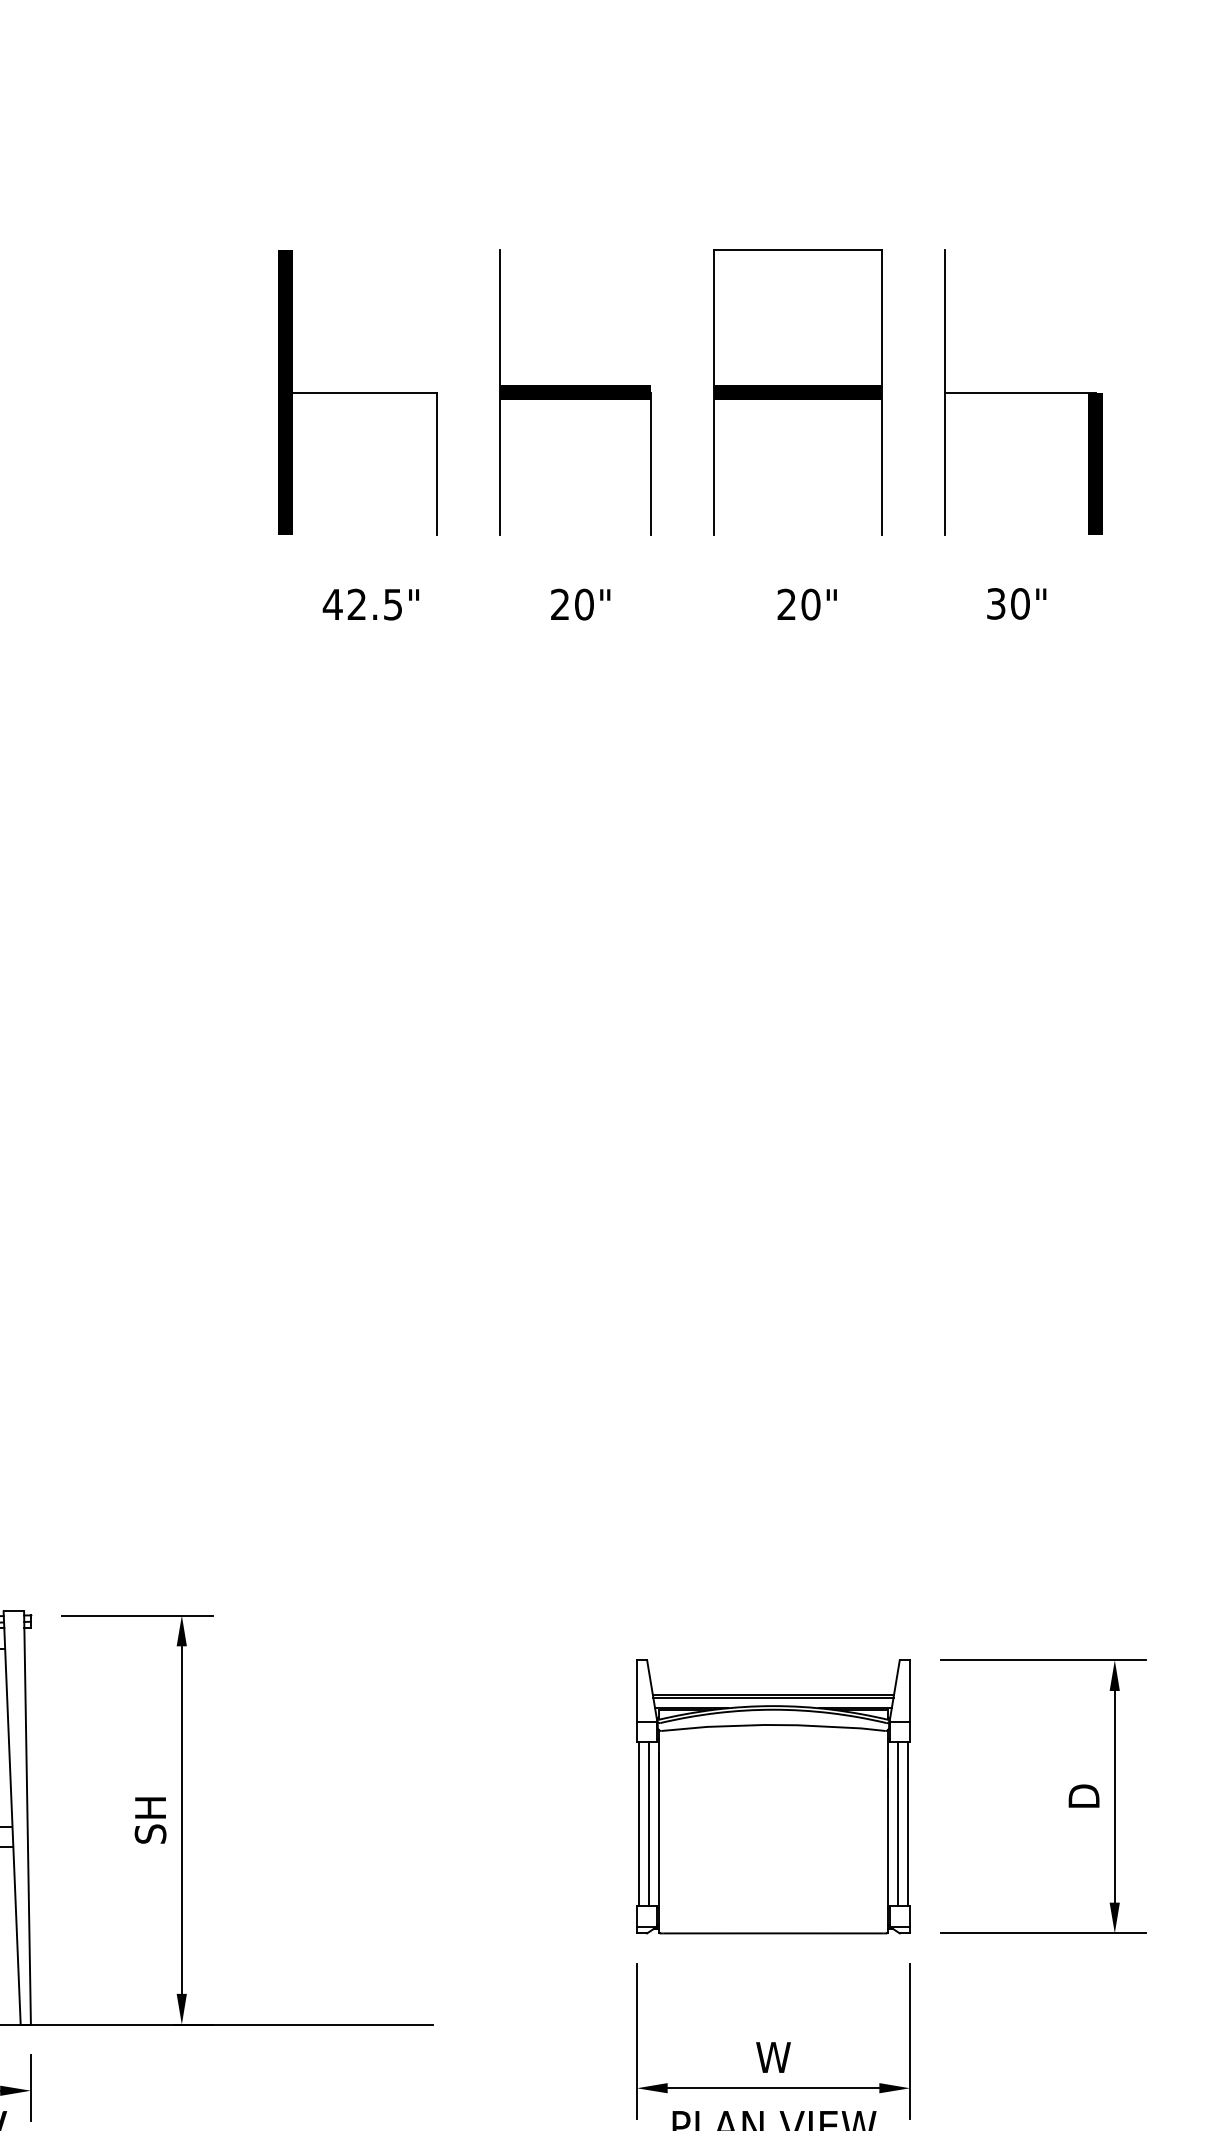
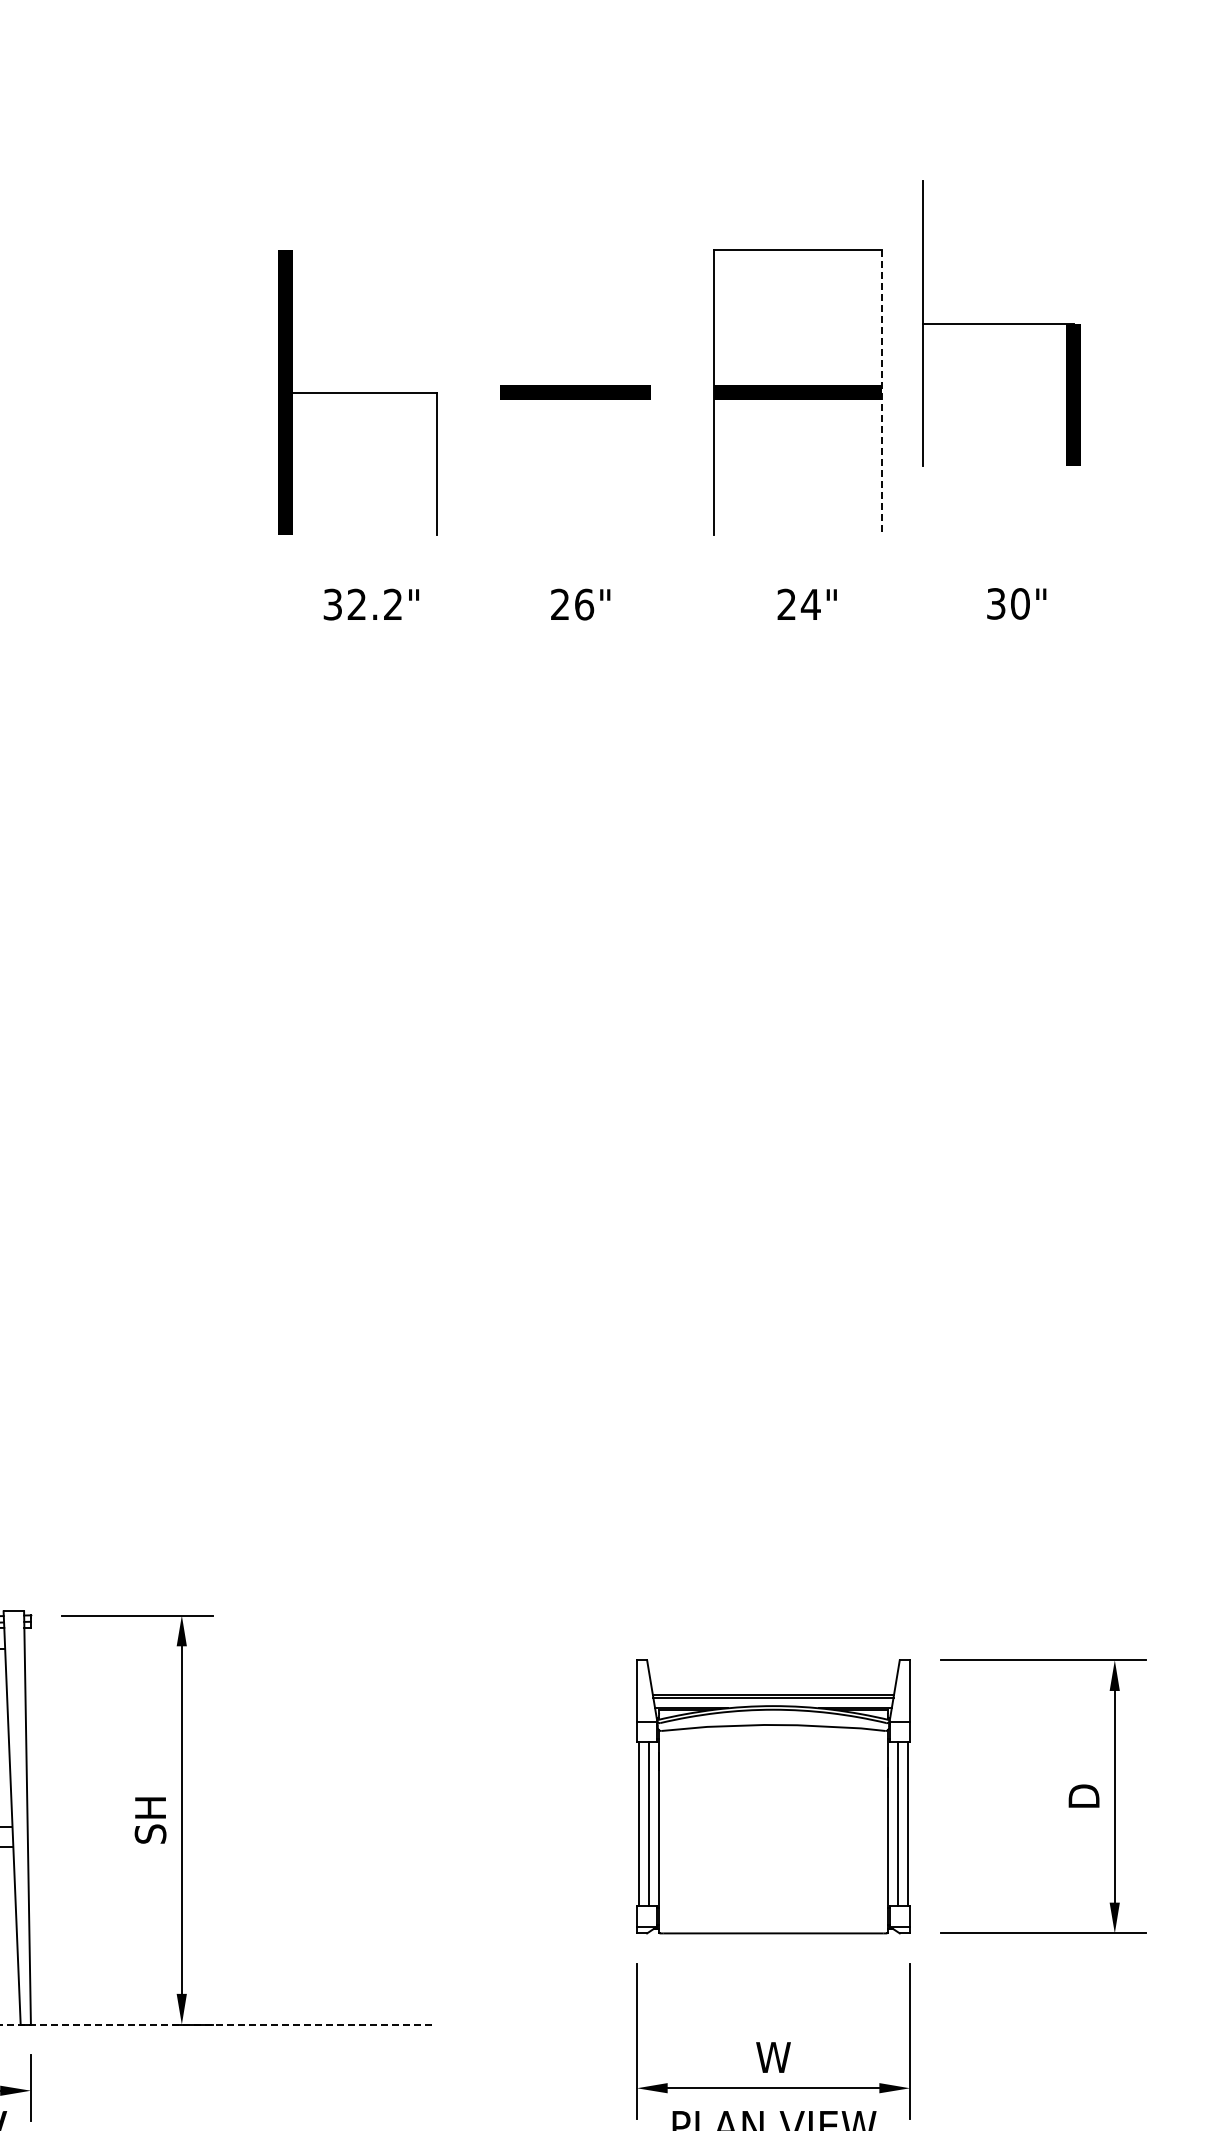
line: present -> none (499, 392)
line: solid -> dashed (881, 392)
part position: (1023, 392) -> (1001, 323) (1001, 323)
line: present -> none (650, 463)
text: 42.5" -> 32.2" (361, 604)
text: 20" -> 26" (584, 604)
text: 20" -> 24" (810, 604)
line: solid -> dashed (216, 2024)
